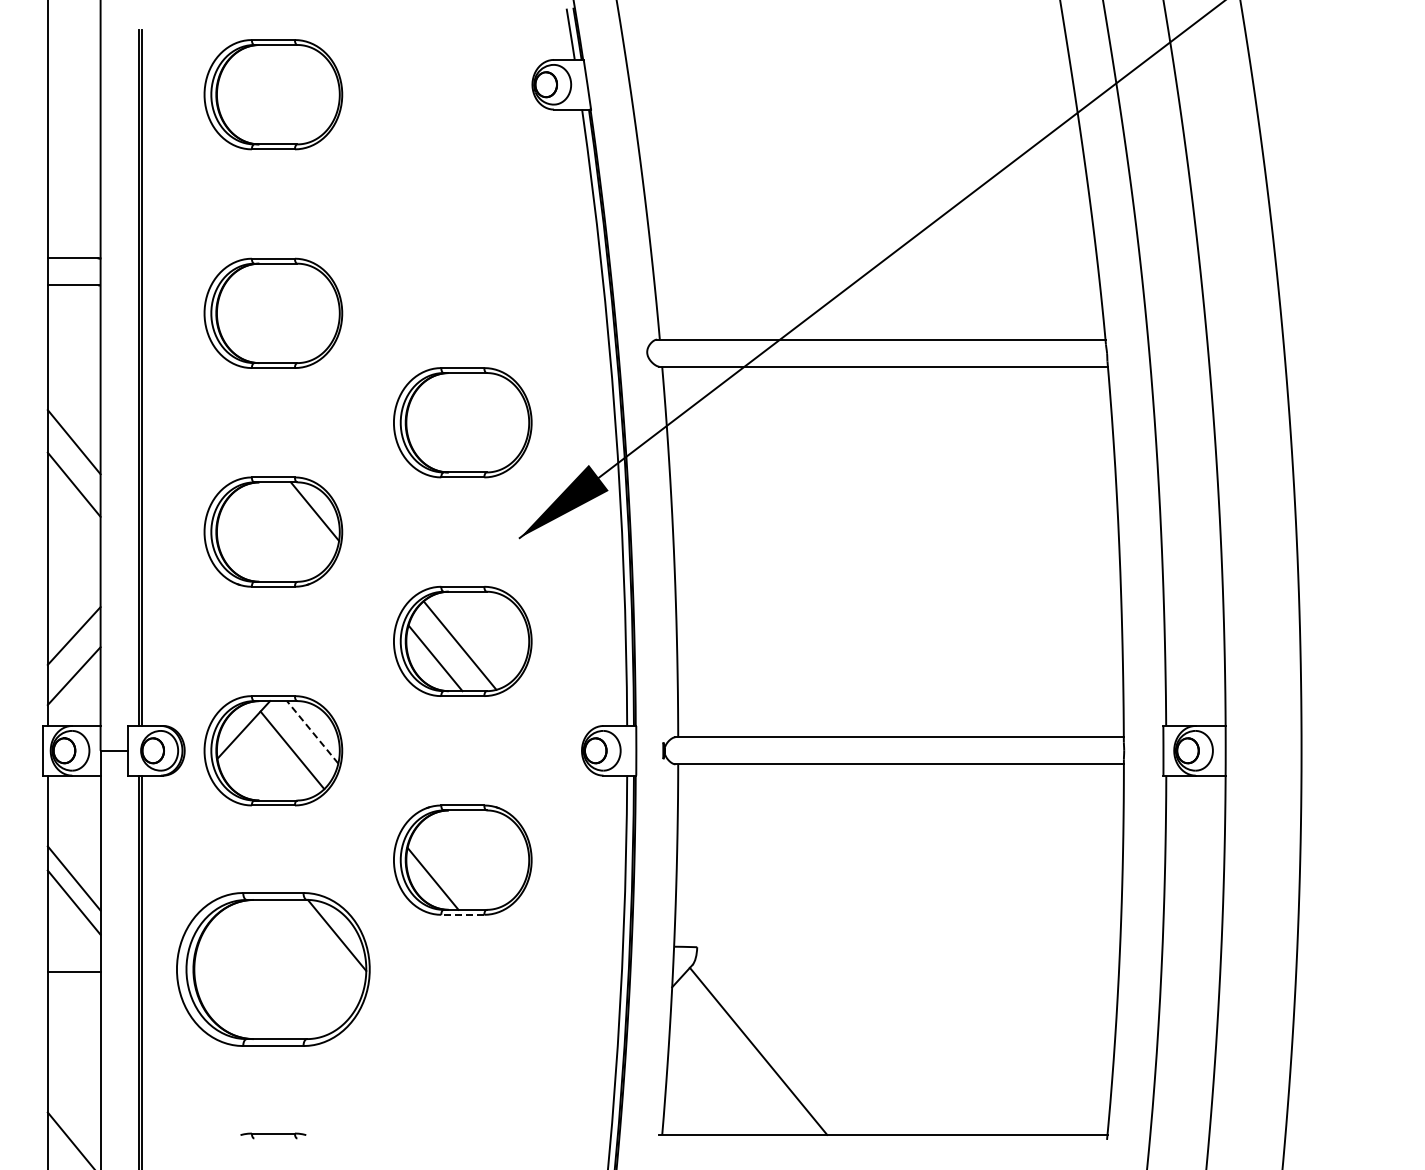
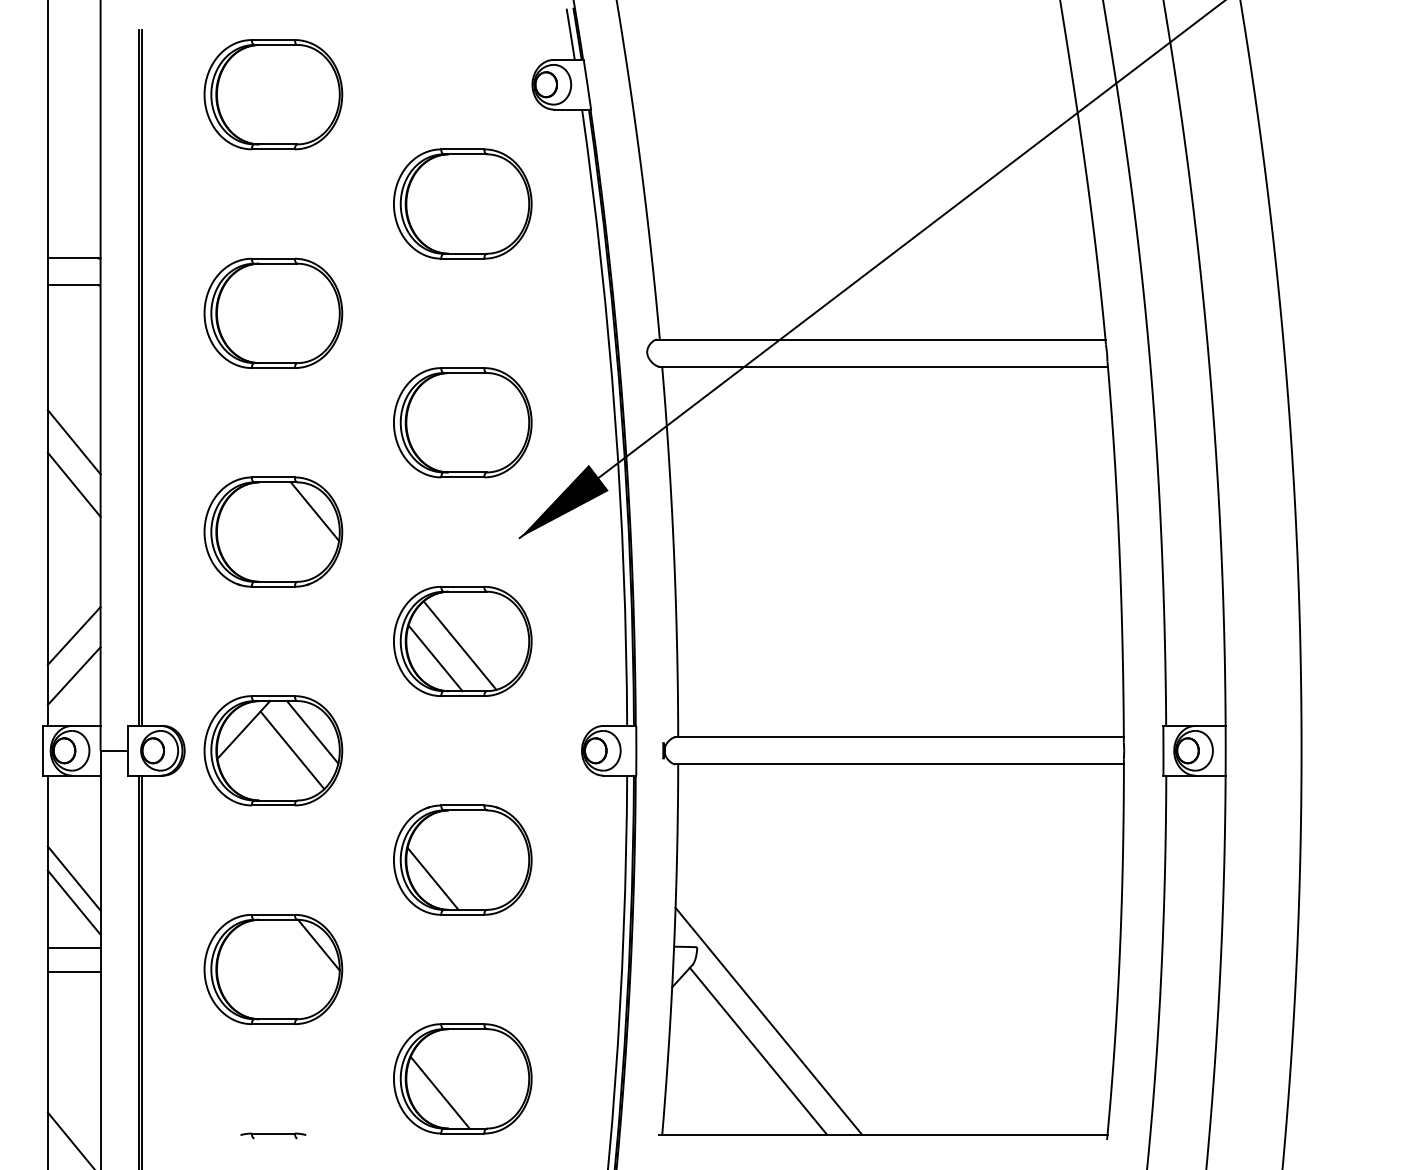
part: none -> present (462, 203)
line: dashed -> solid (312, 731)
line: dashed -> solid (462, 914)
line: none -> present (73, 948)
part size: 195x155 px -> 141x111 px (273, 969)
line: none -> present (768, 1020)
part: none -> present (462, 1078)
